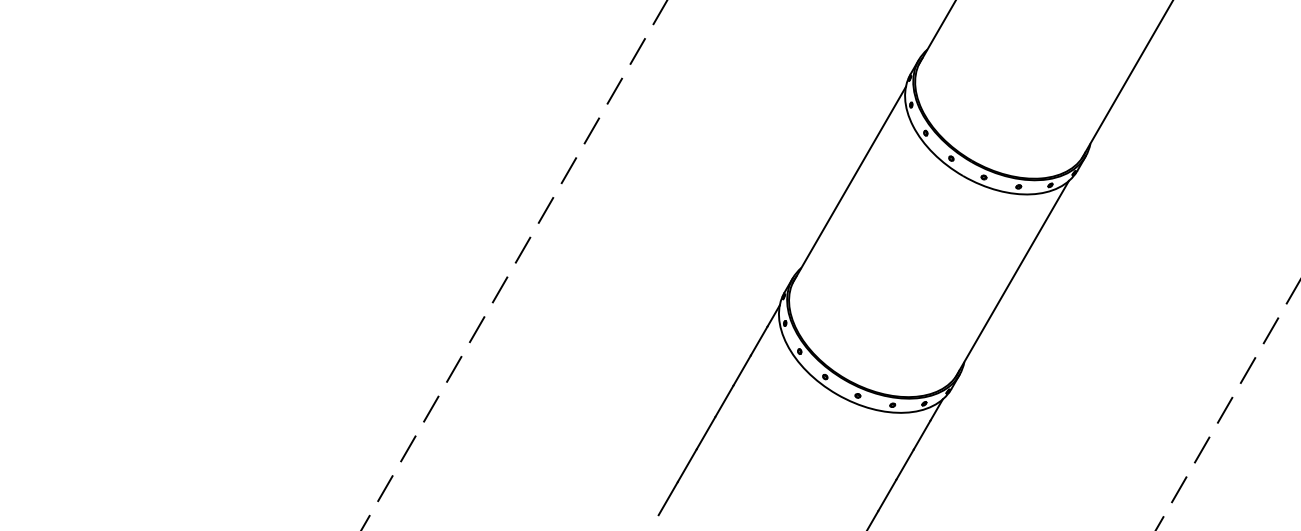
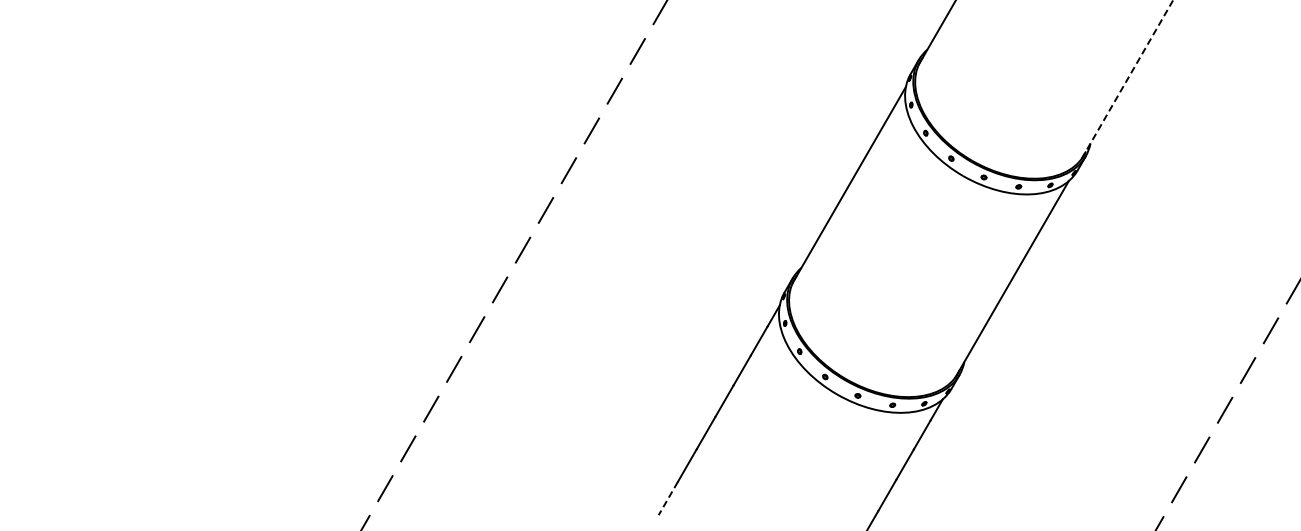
line: solid -> dashed (1127, 79)
line: solid -> dashed (668, 499)
